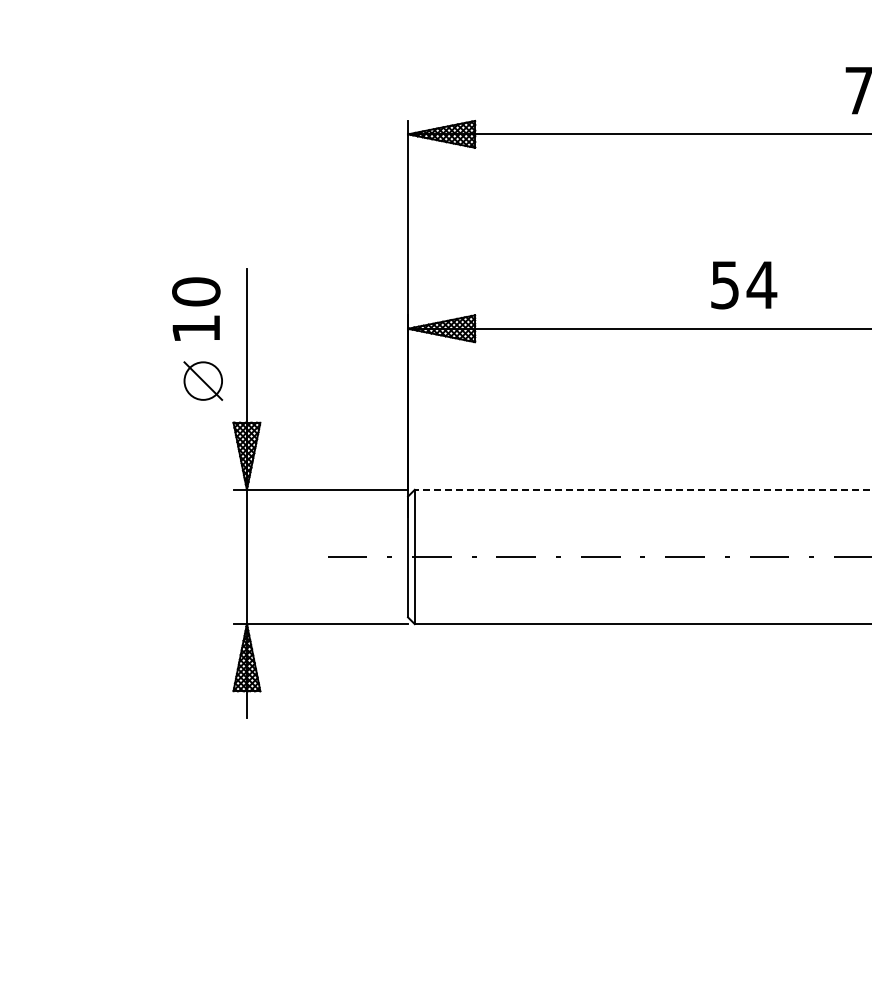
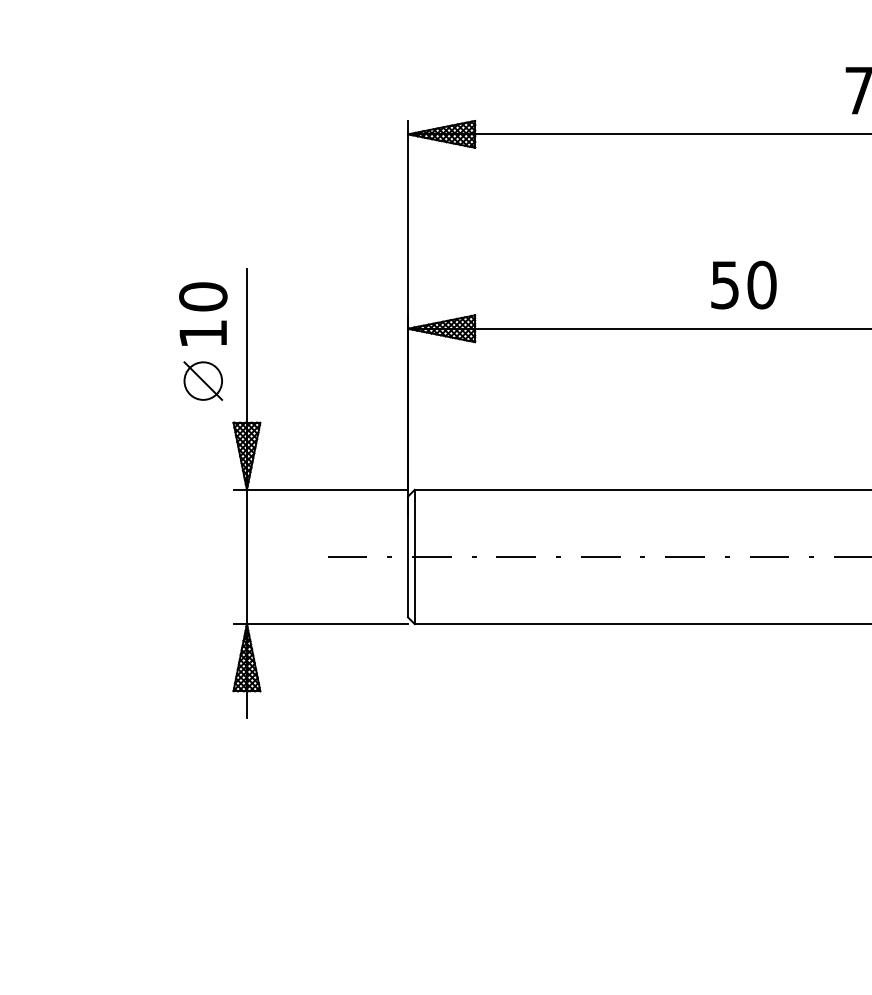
text: 54 -> 50 (761, 284)
text position: (196, 308) -> (203, 313) (203, 313)
line: dashed -> solid (642, 489)
